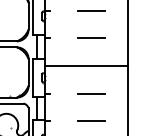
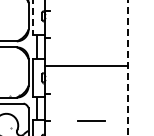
line: present -> none (91, 10)
line: solid -> dashed (33, 18)
line: present -> none (91, 38)
line: solid -> dashed (127, 67)
line: present -> none (91, 93)
